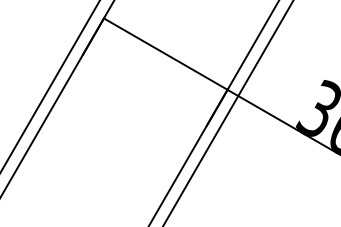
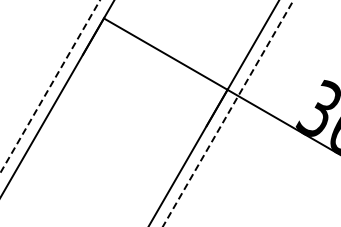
line: solid -> dashed (49, 87)
line: solid -> dashed (228, 112)
